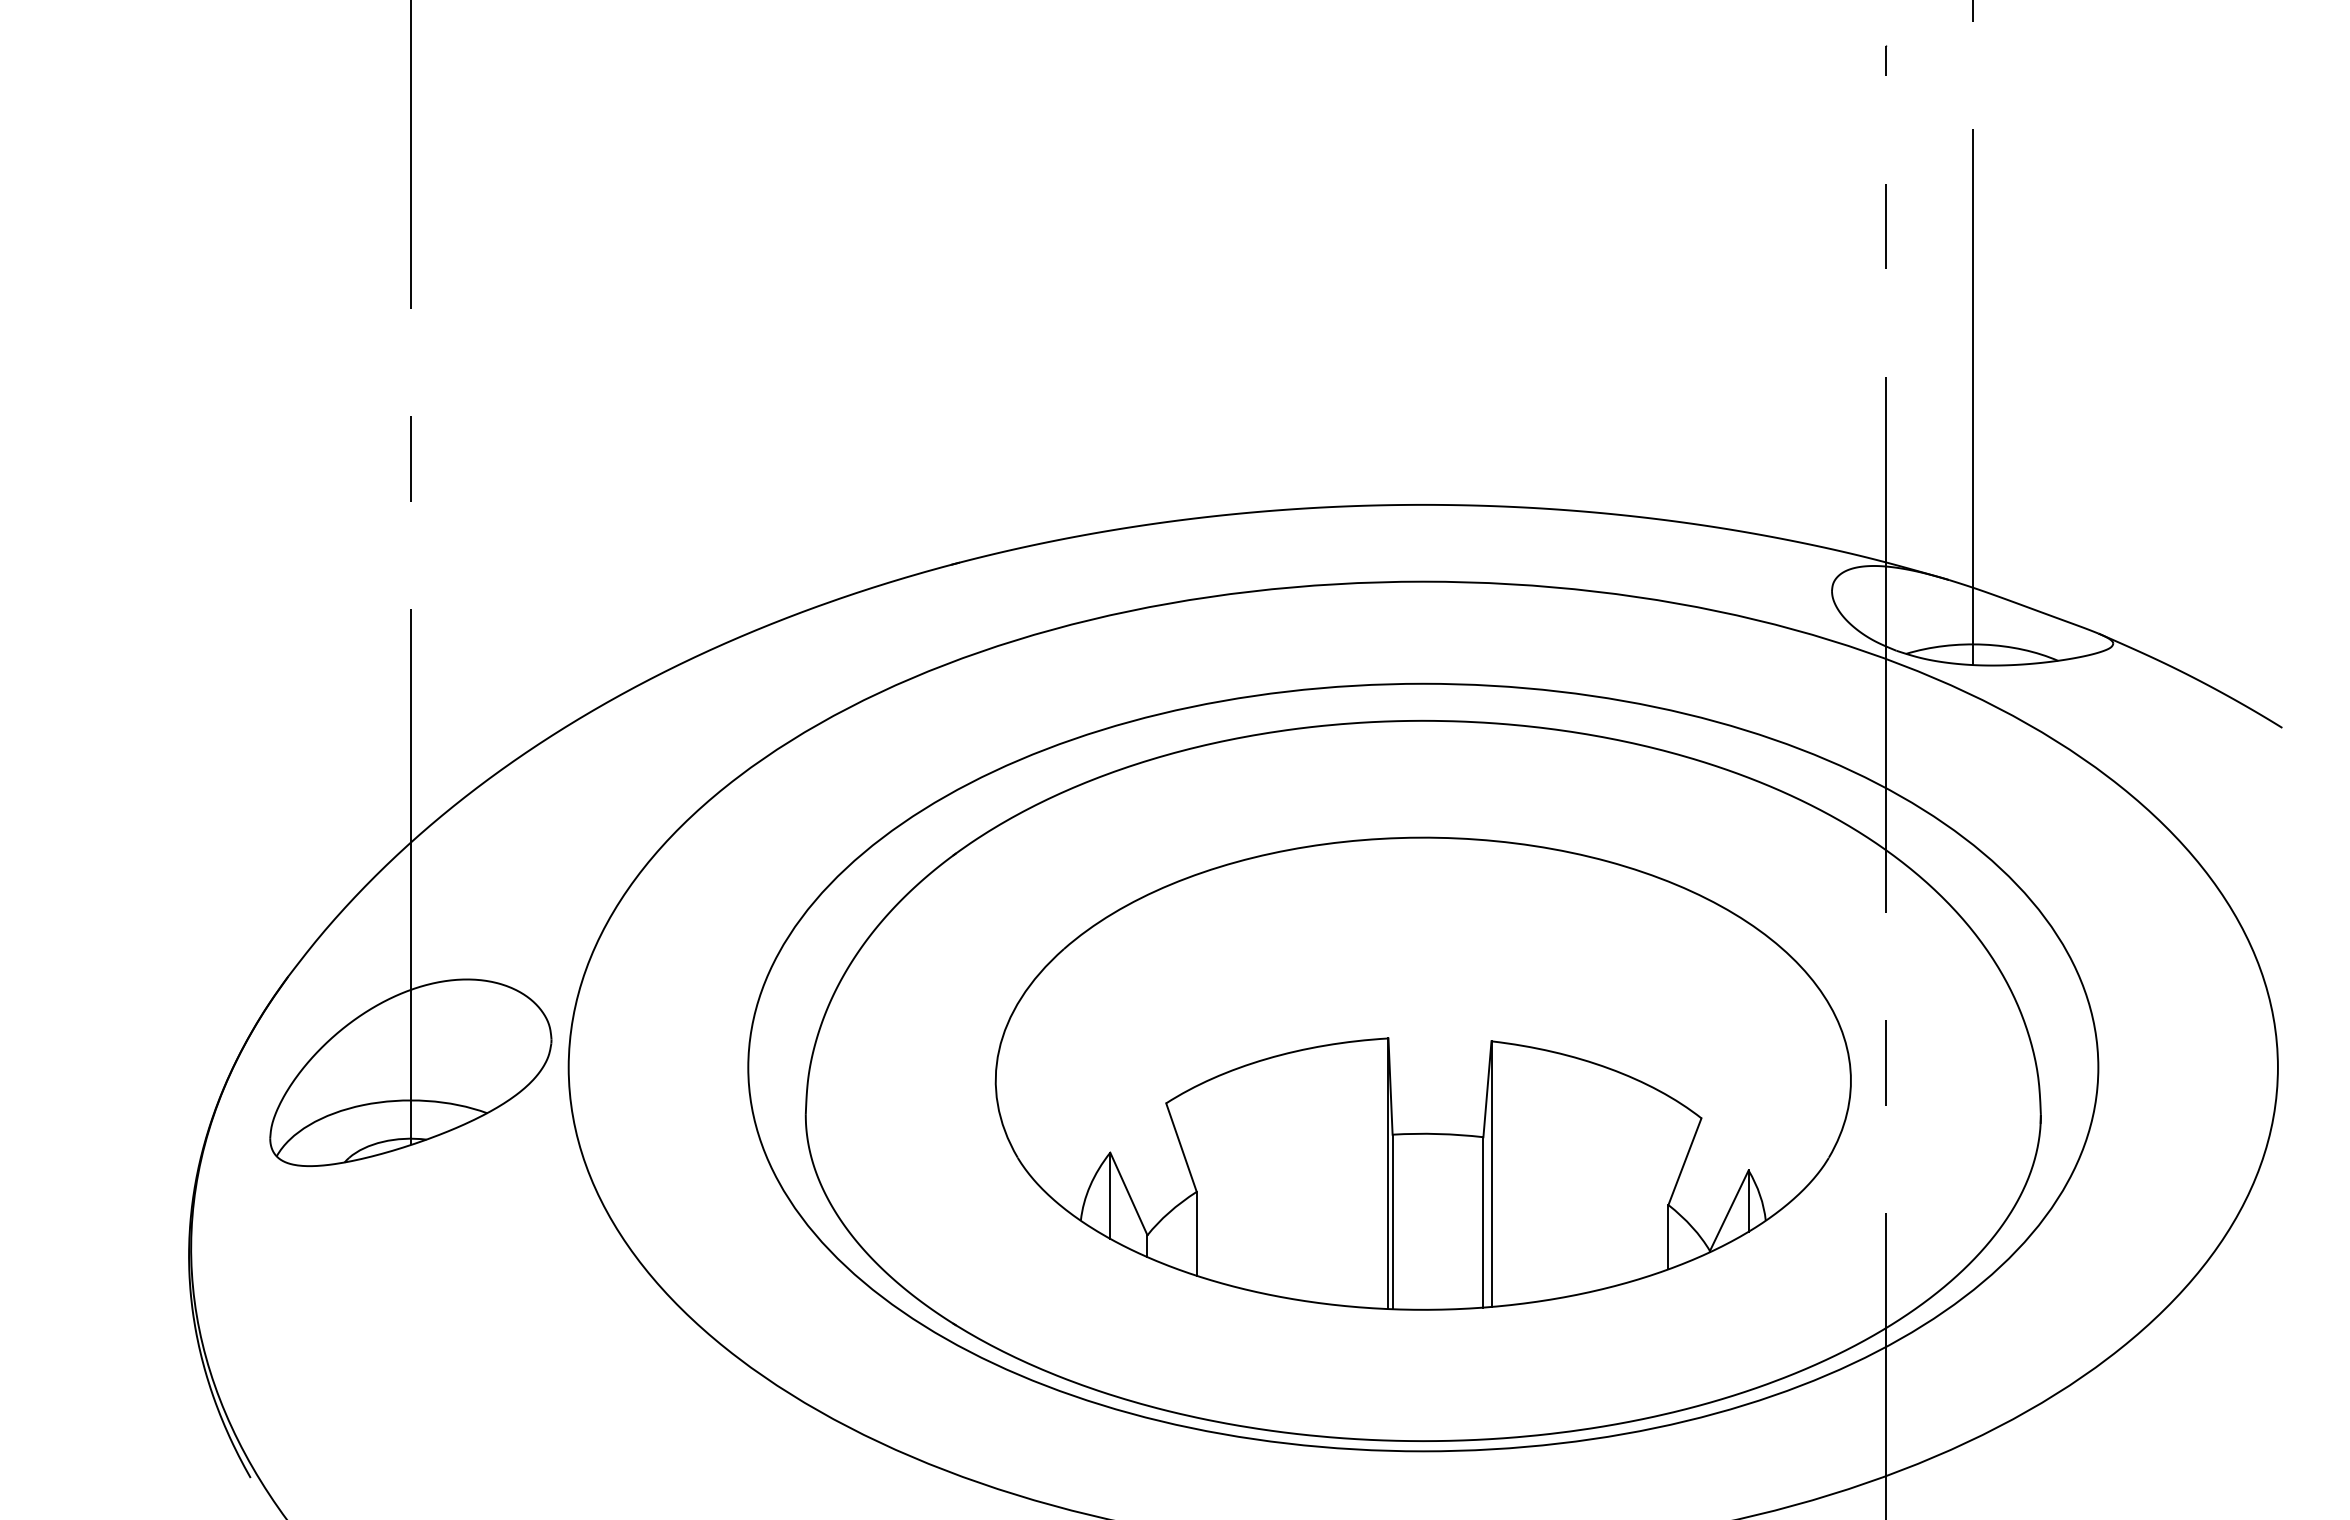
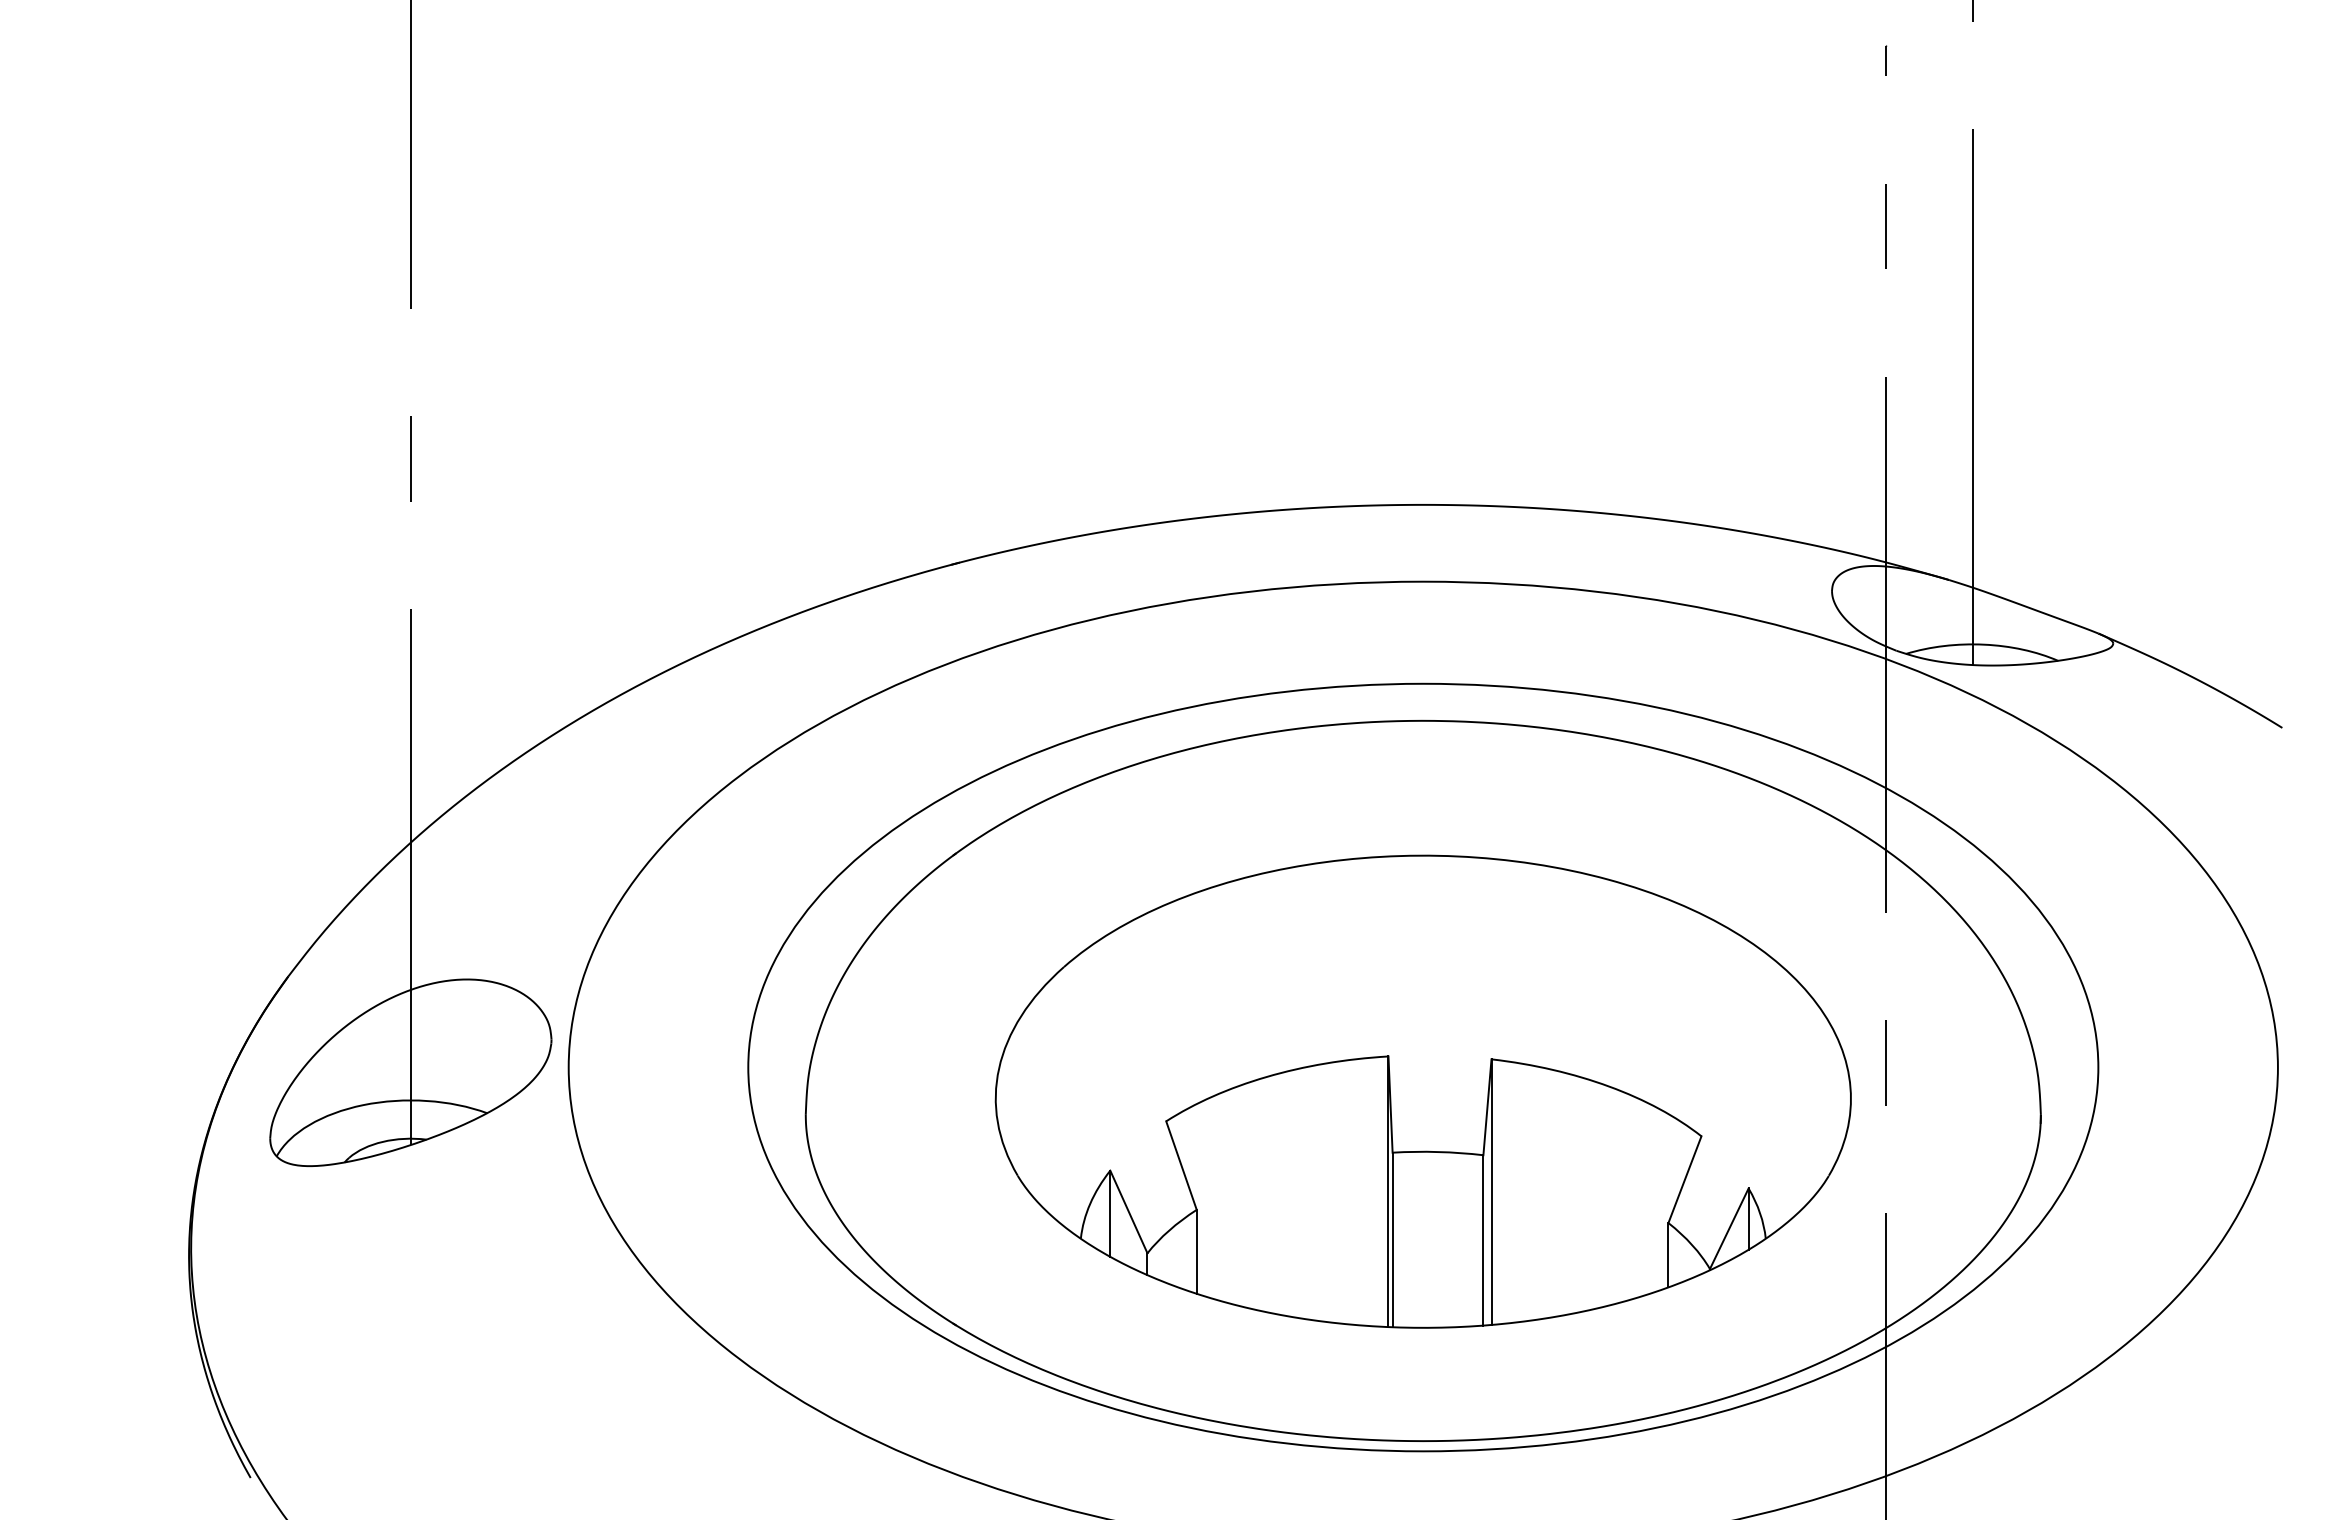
part position: (1422, 1073) -> (1422, 1091) (1422, 1091)
